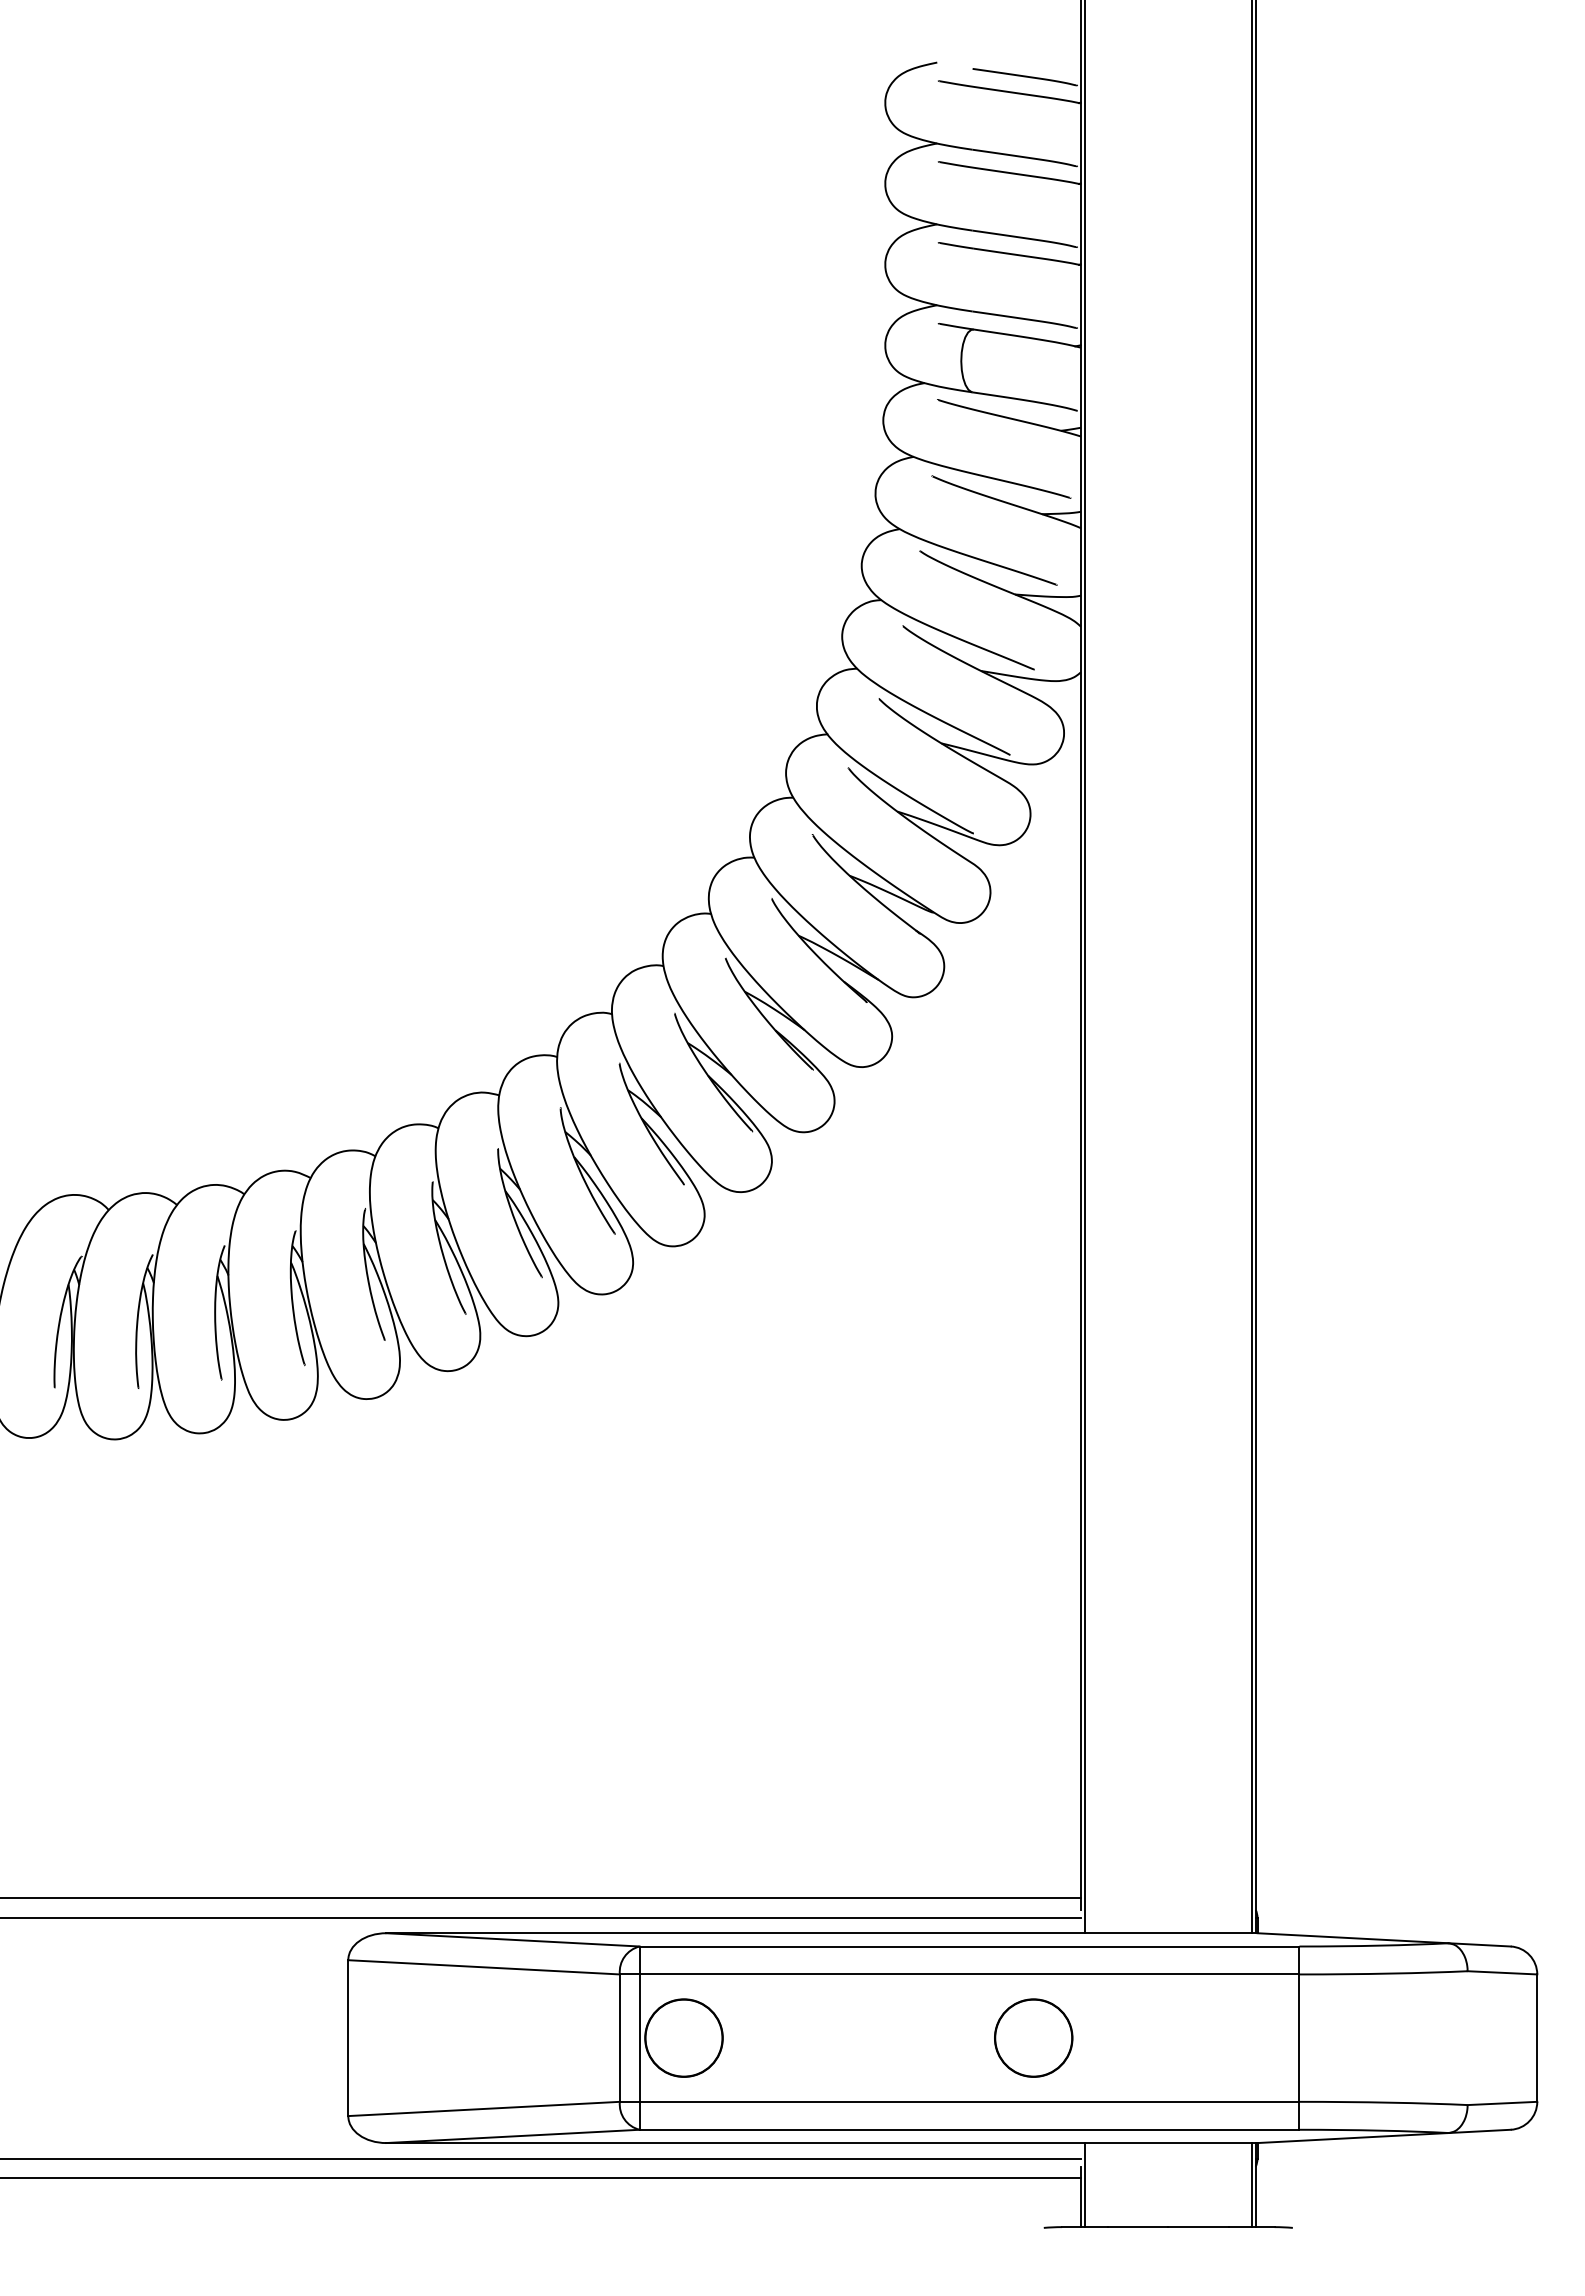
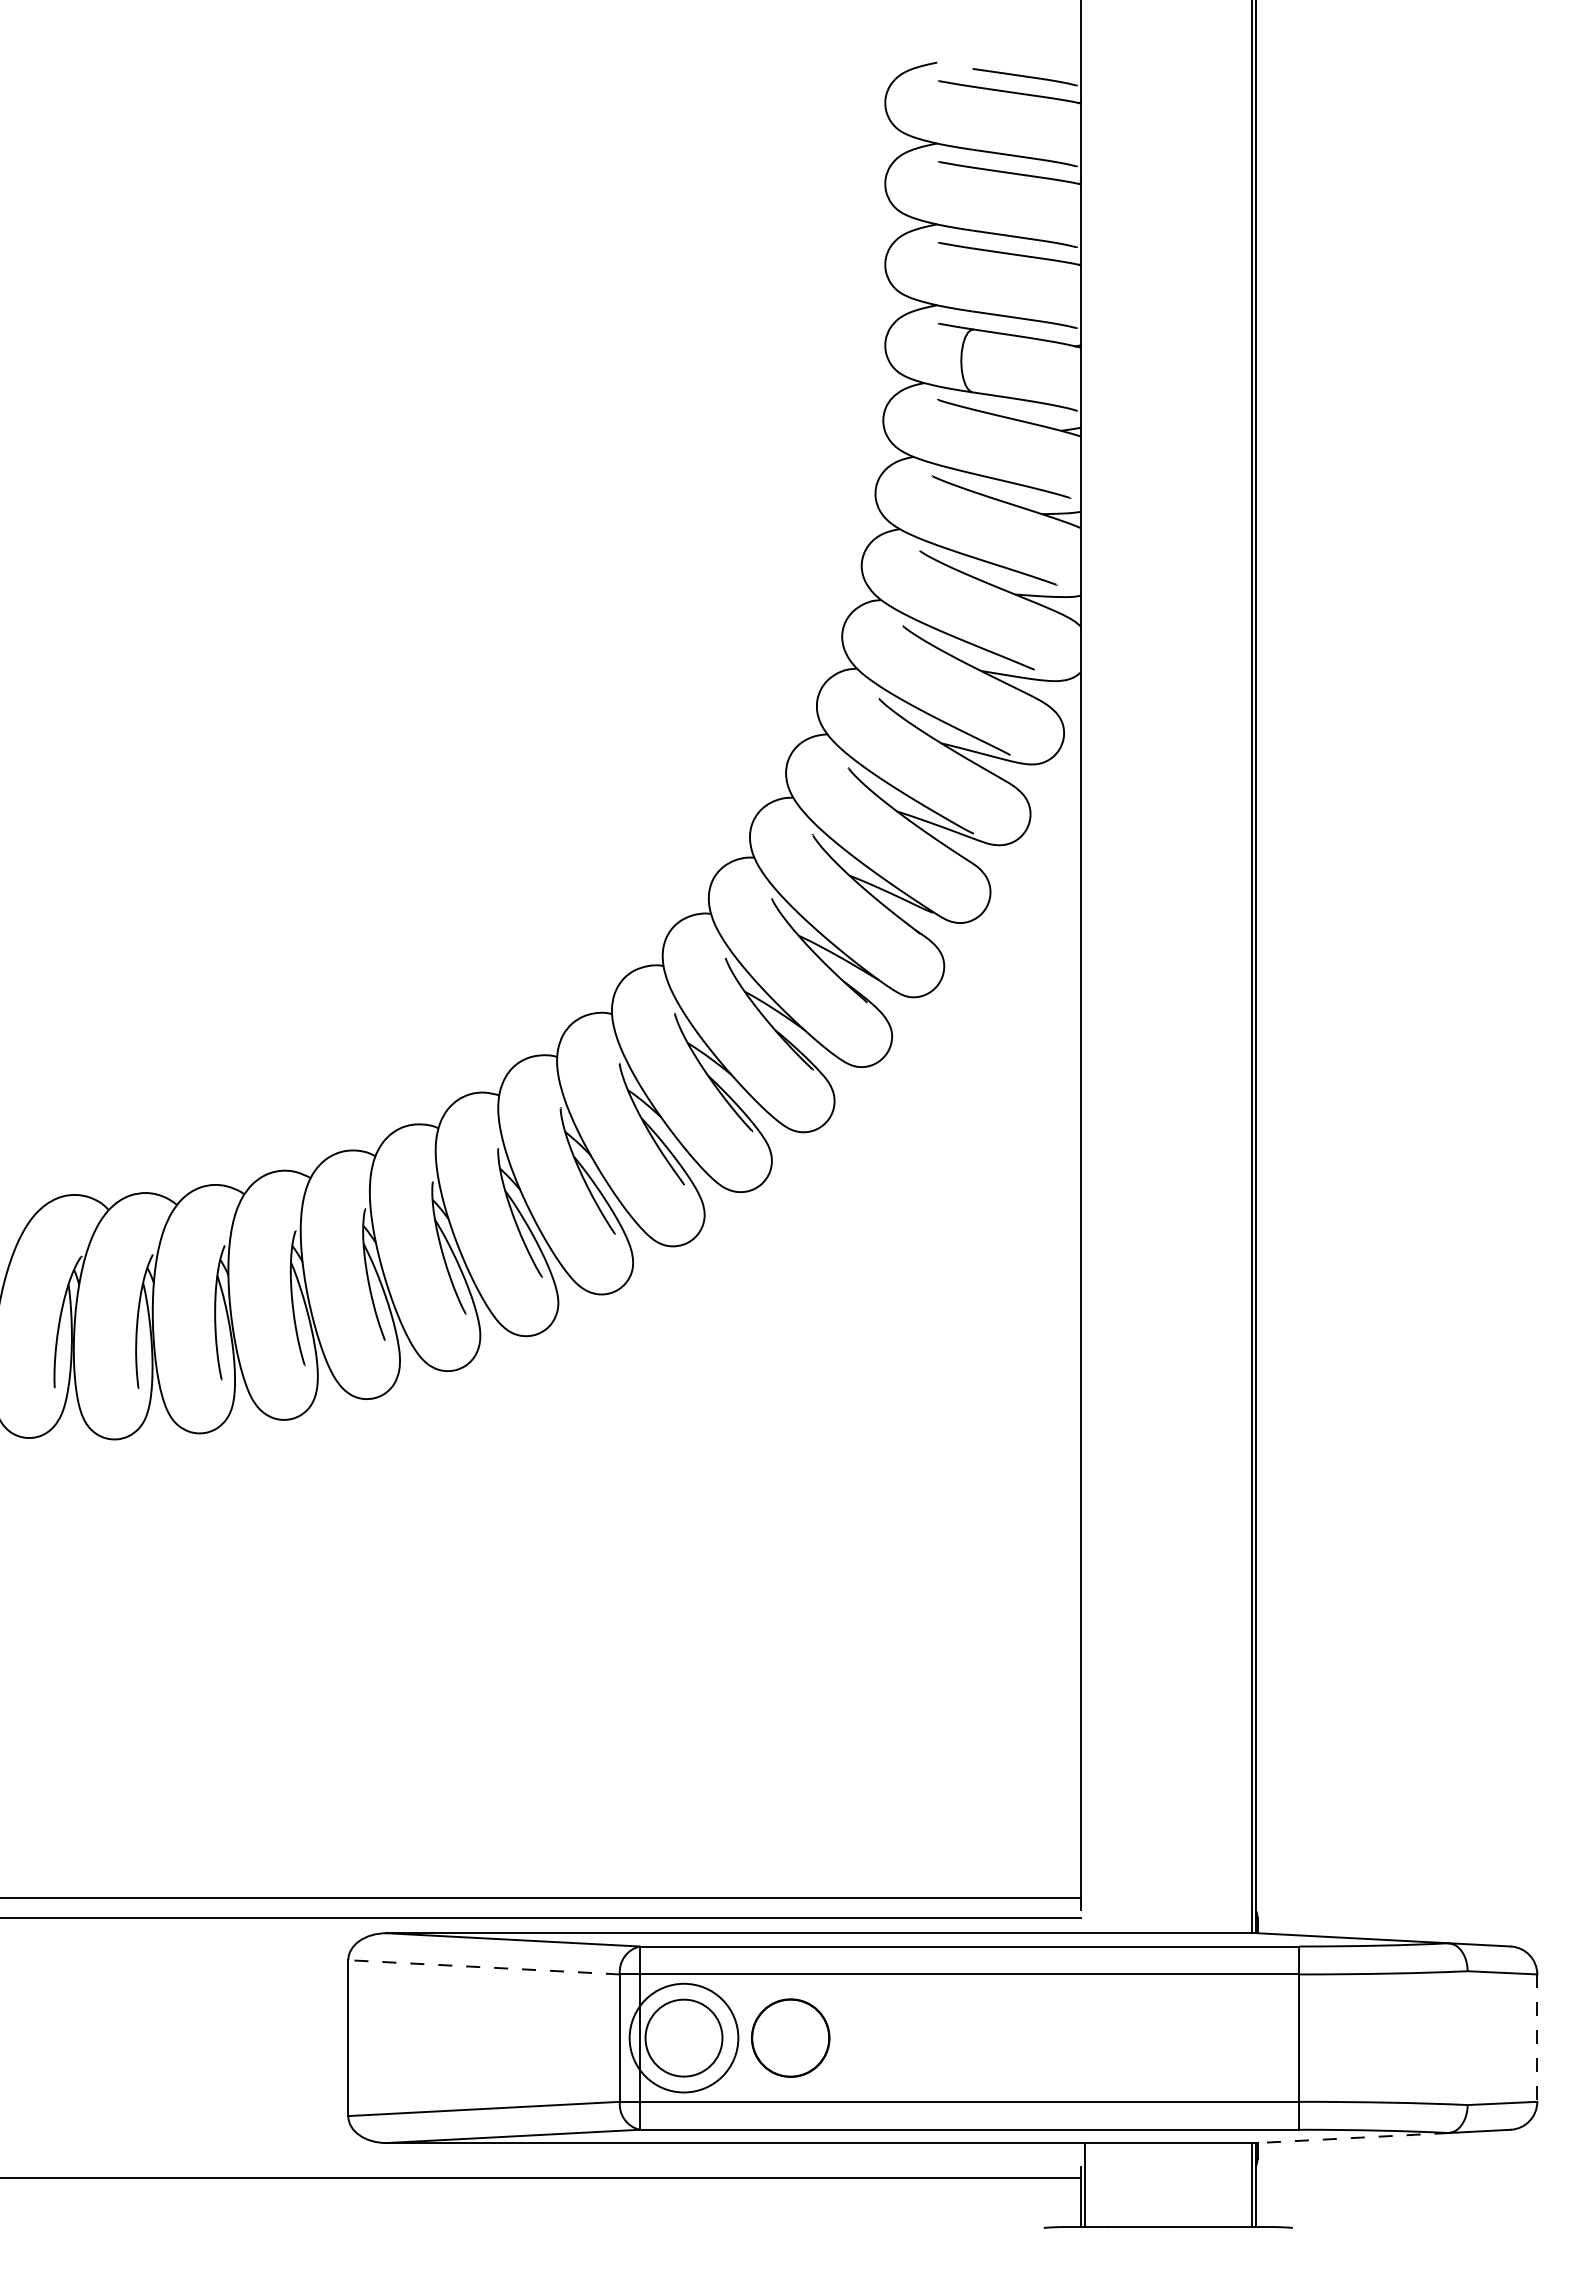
line: present -> none (1085, 967)
line: solid -> dashed (484, 1967)
circle diameter: 78 px -> 109 px (683, 2037)
circle position: (1033, 2037) -> (790, 2037) (790, 2037)
line: solid -> dashed (1537, 2038)
line: solid -> dashed (1353, 2138)
line: present -> none (541, 2158)
